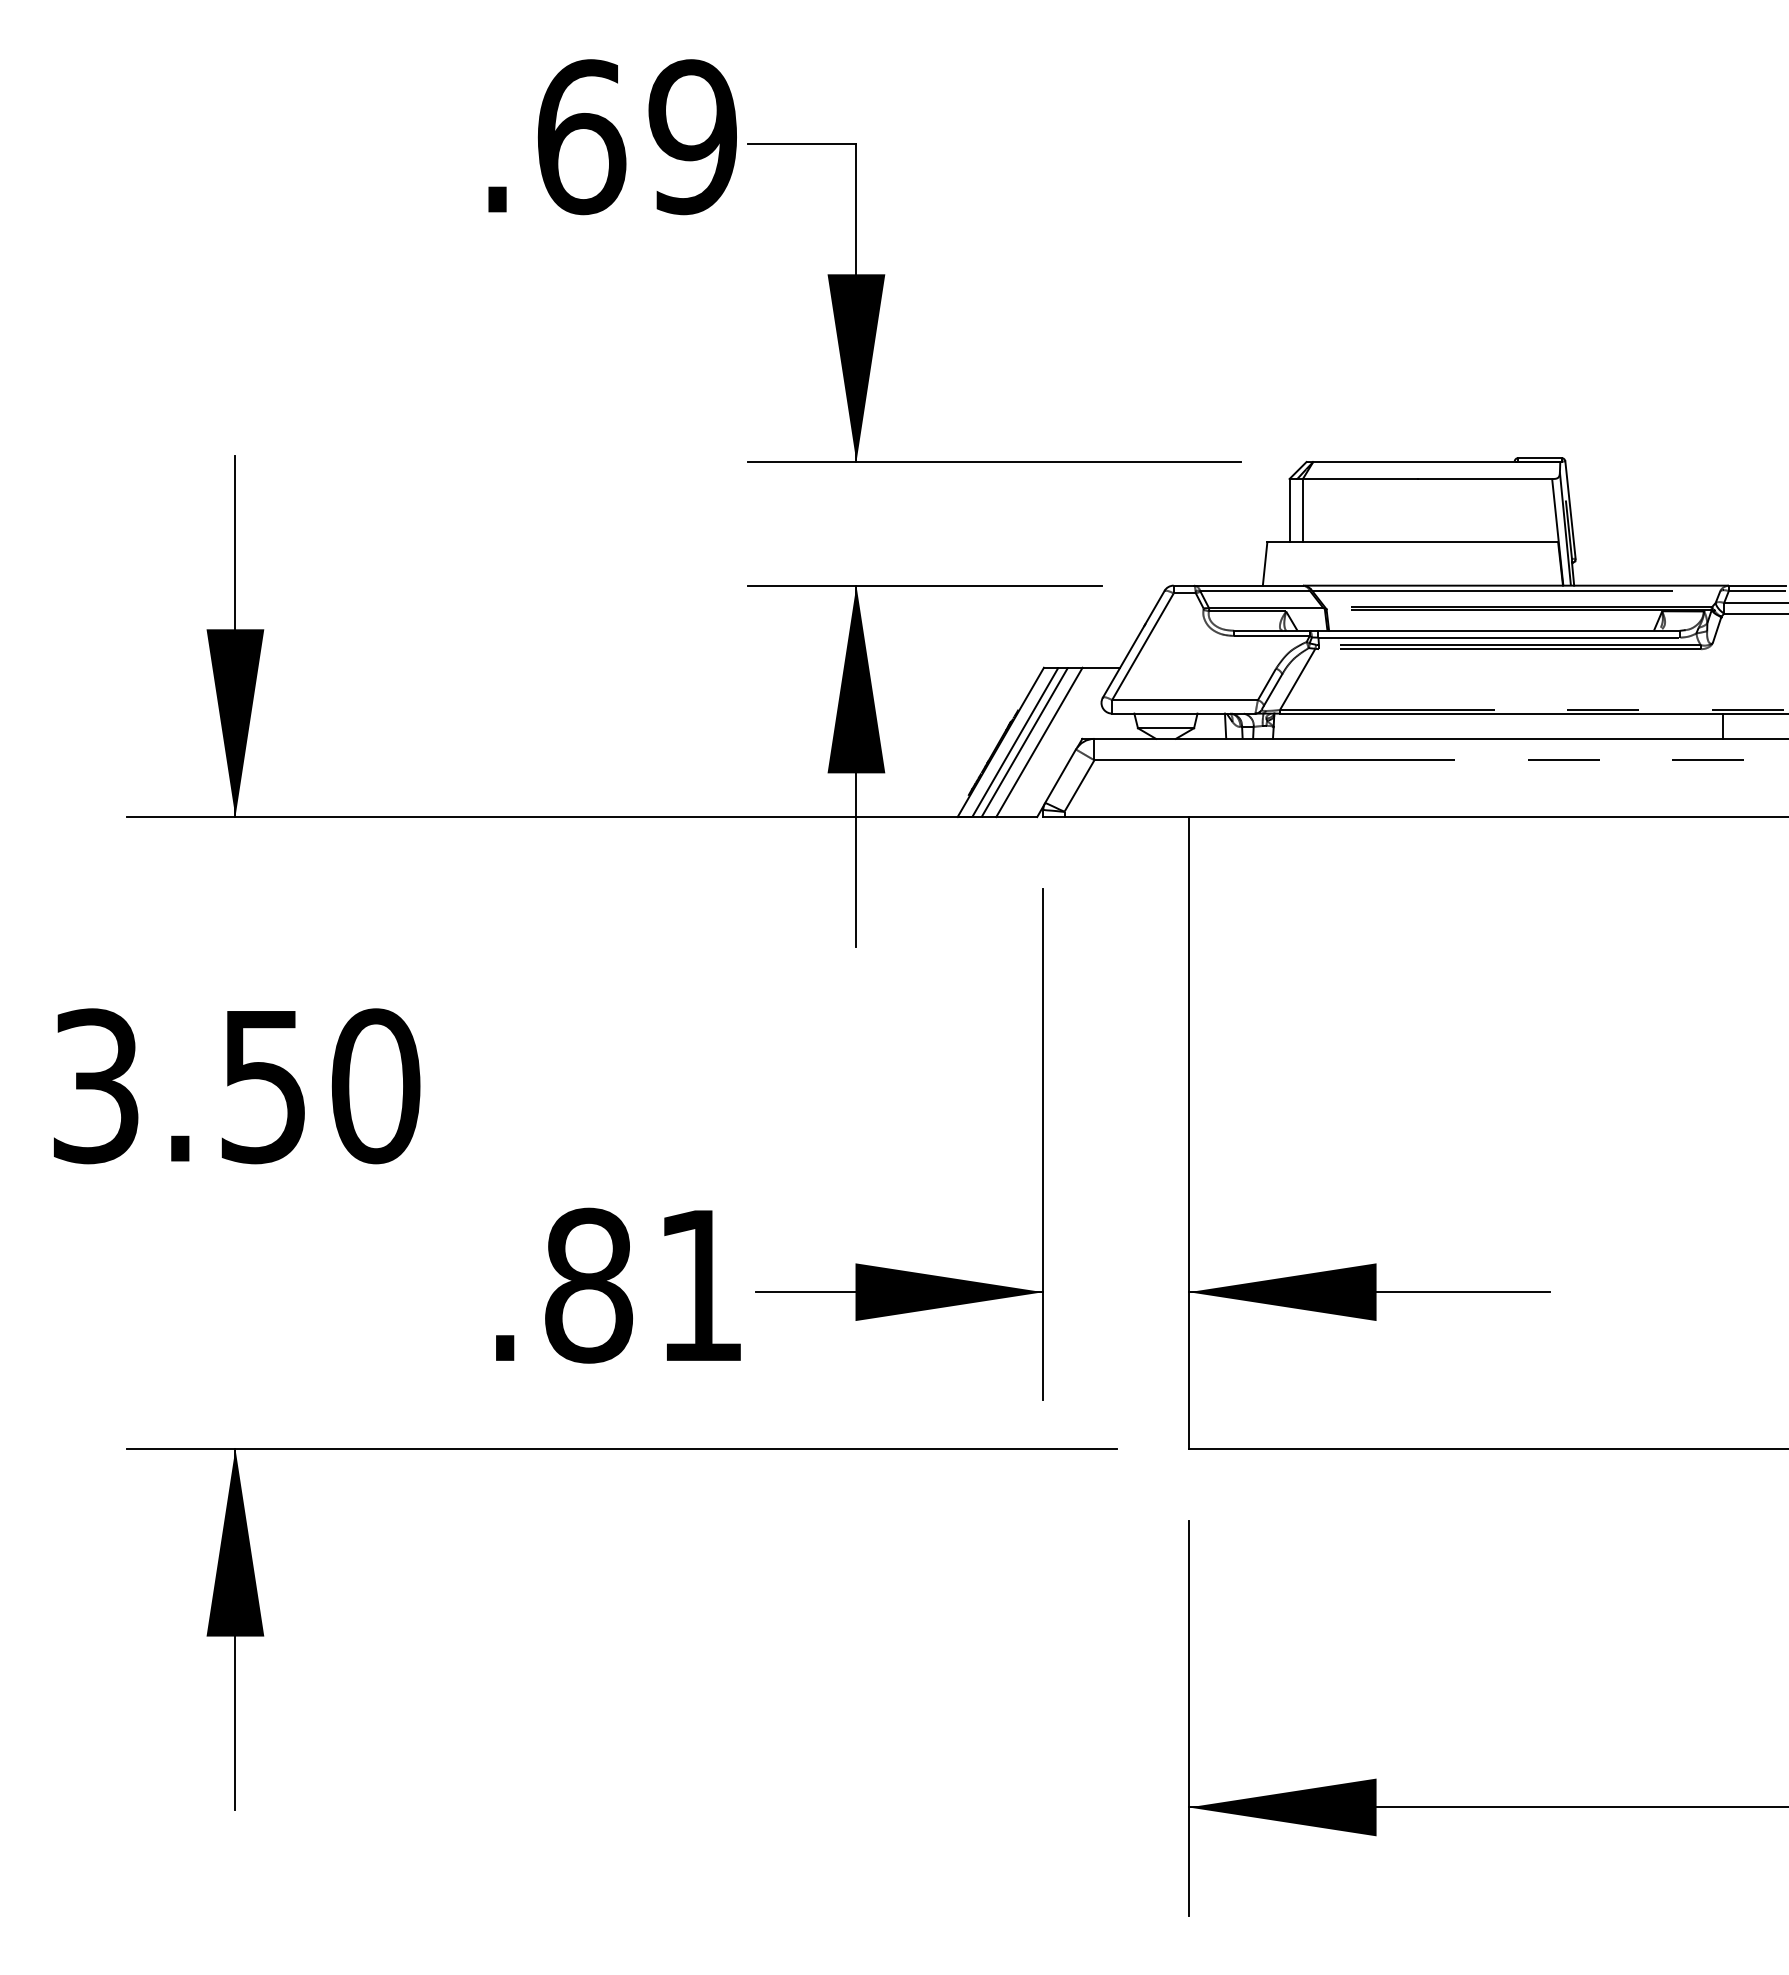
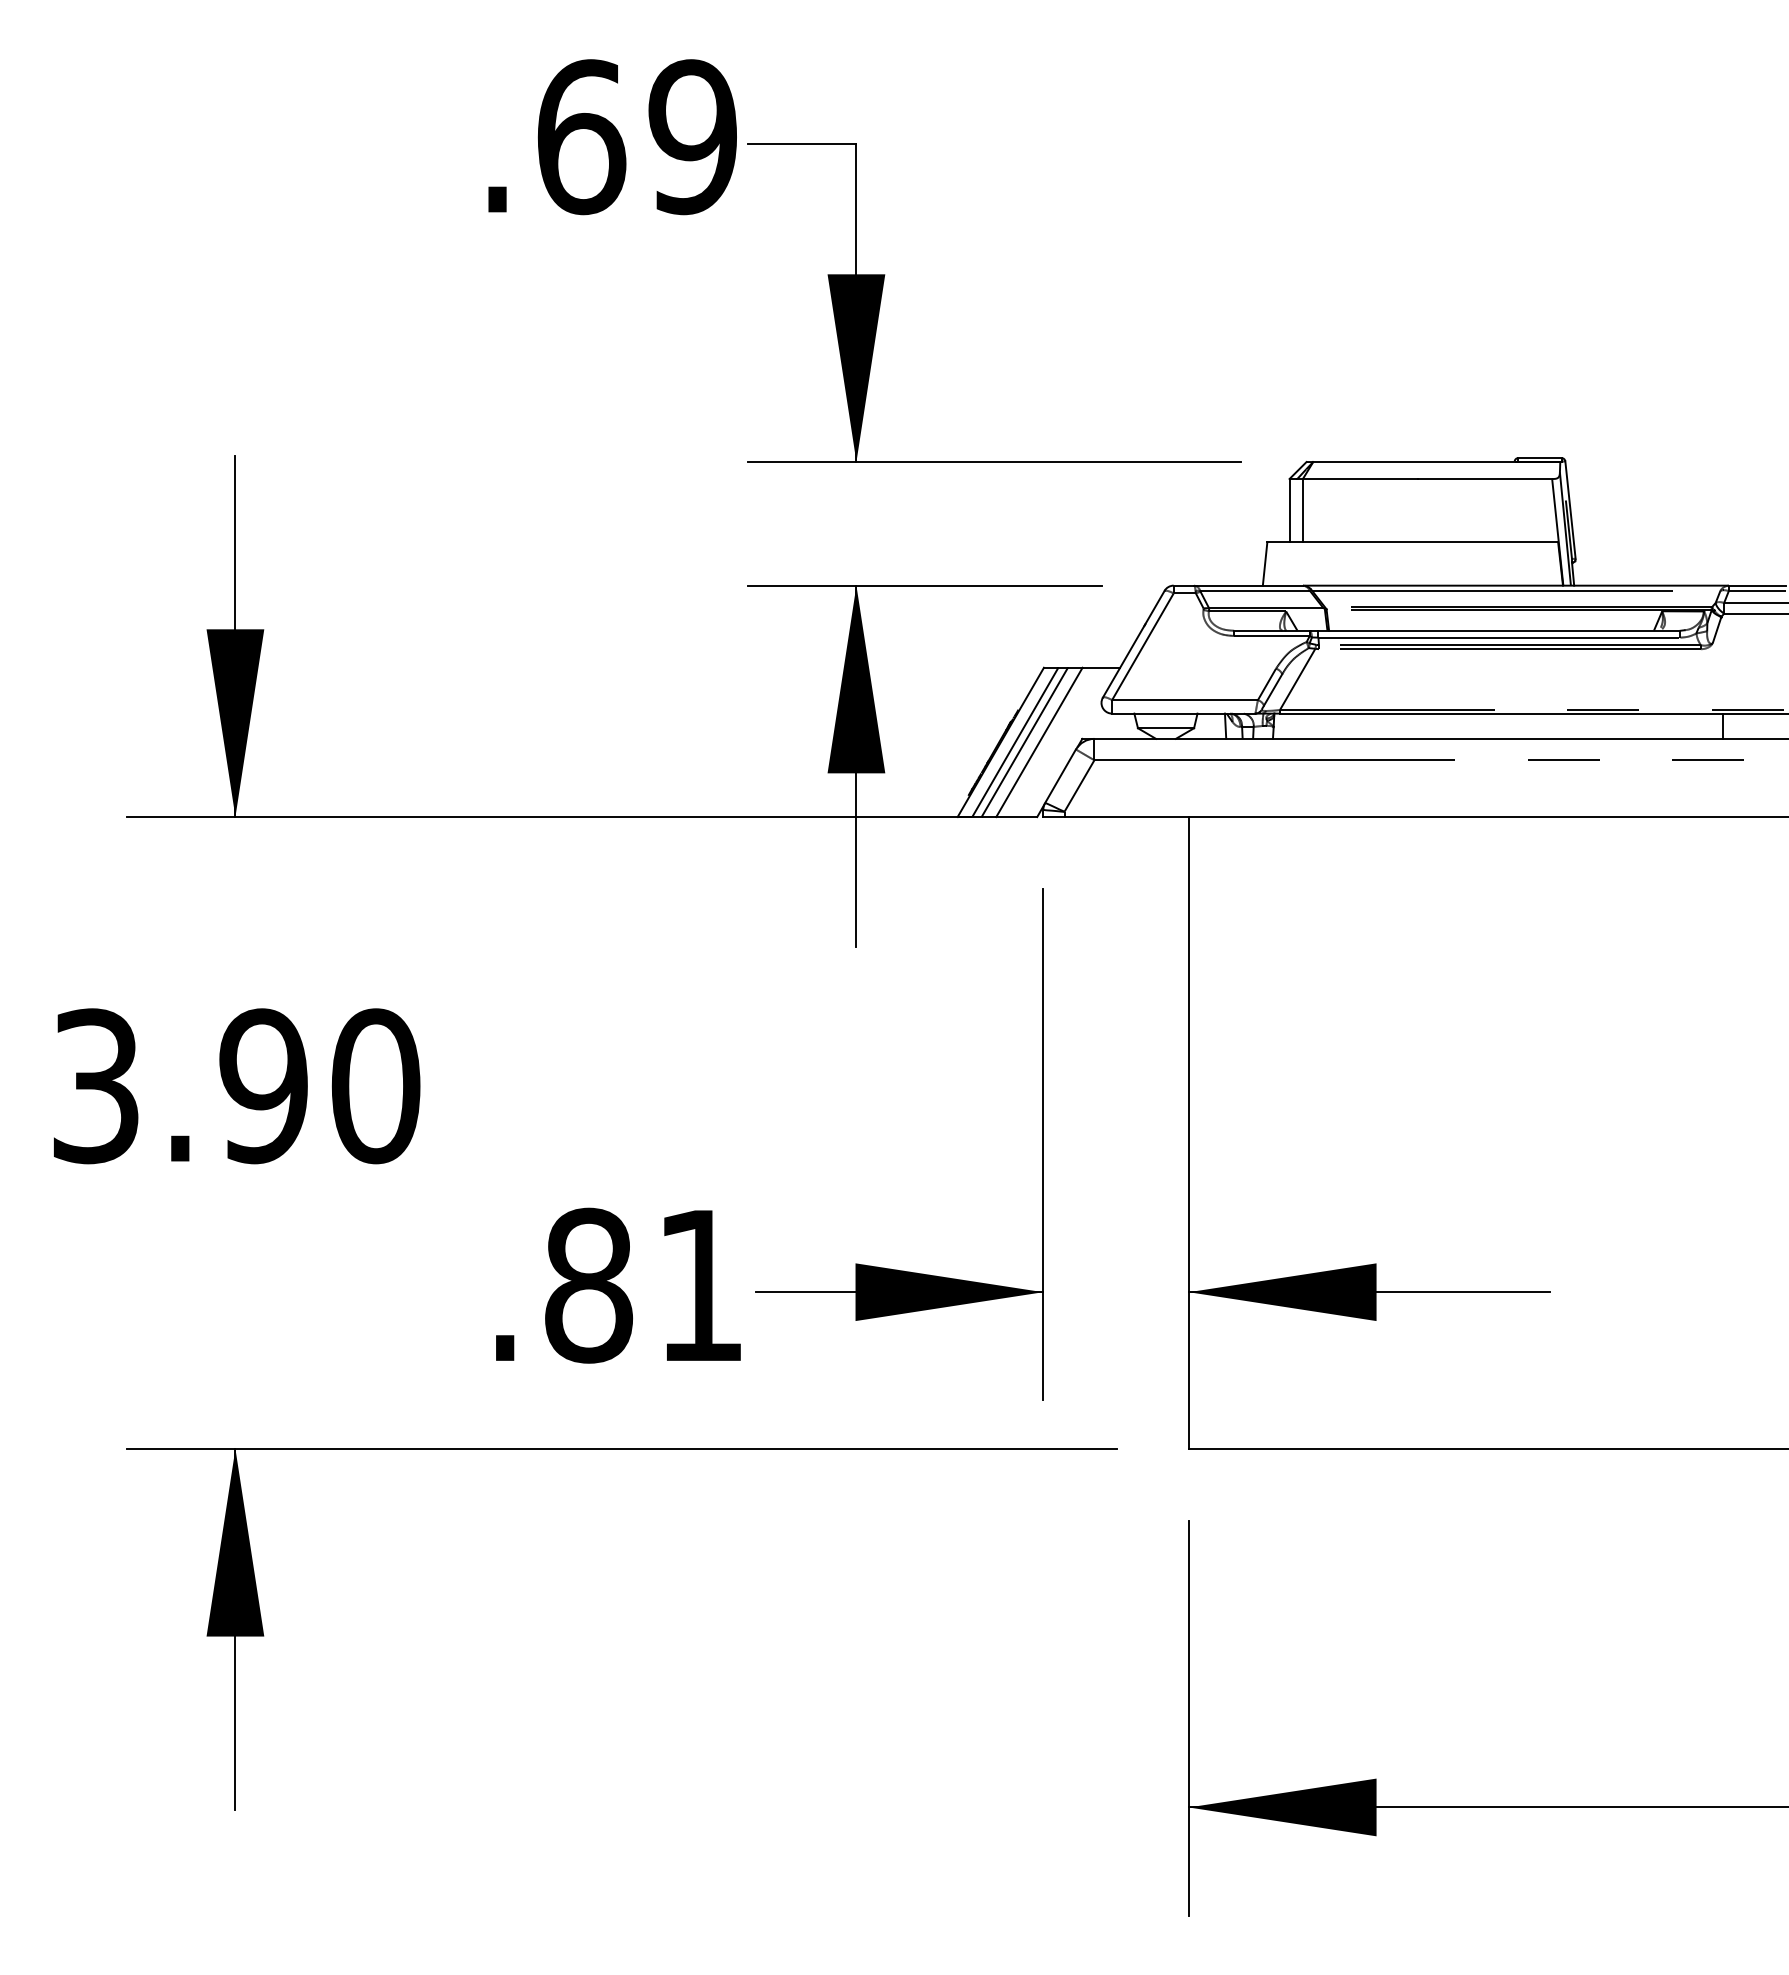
text: 3.50 -> 3.90 (263, 1086)
